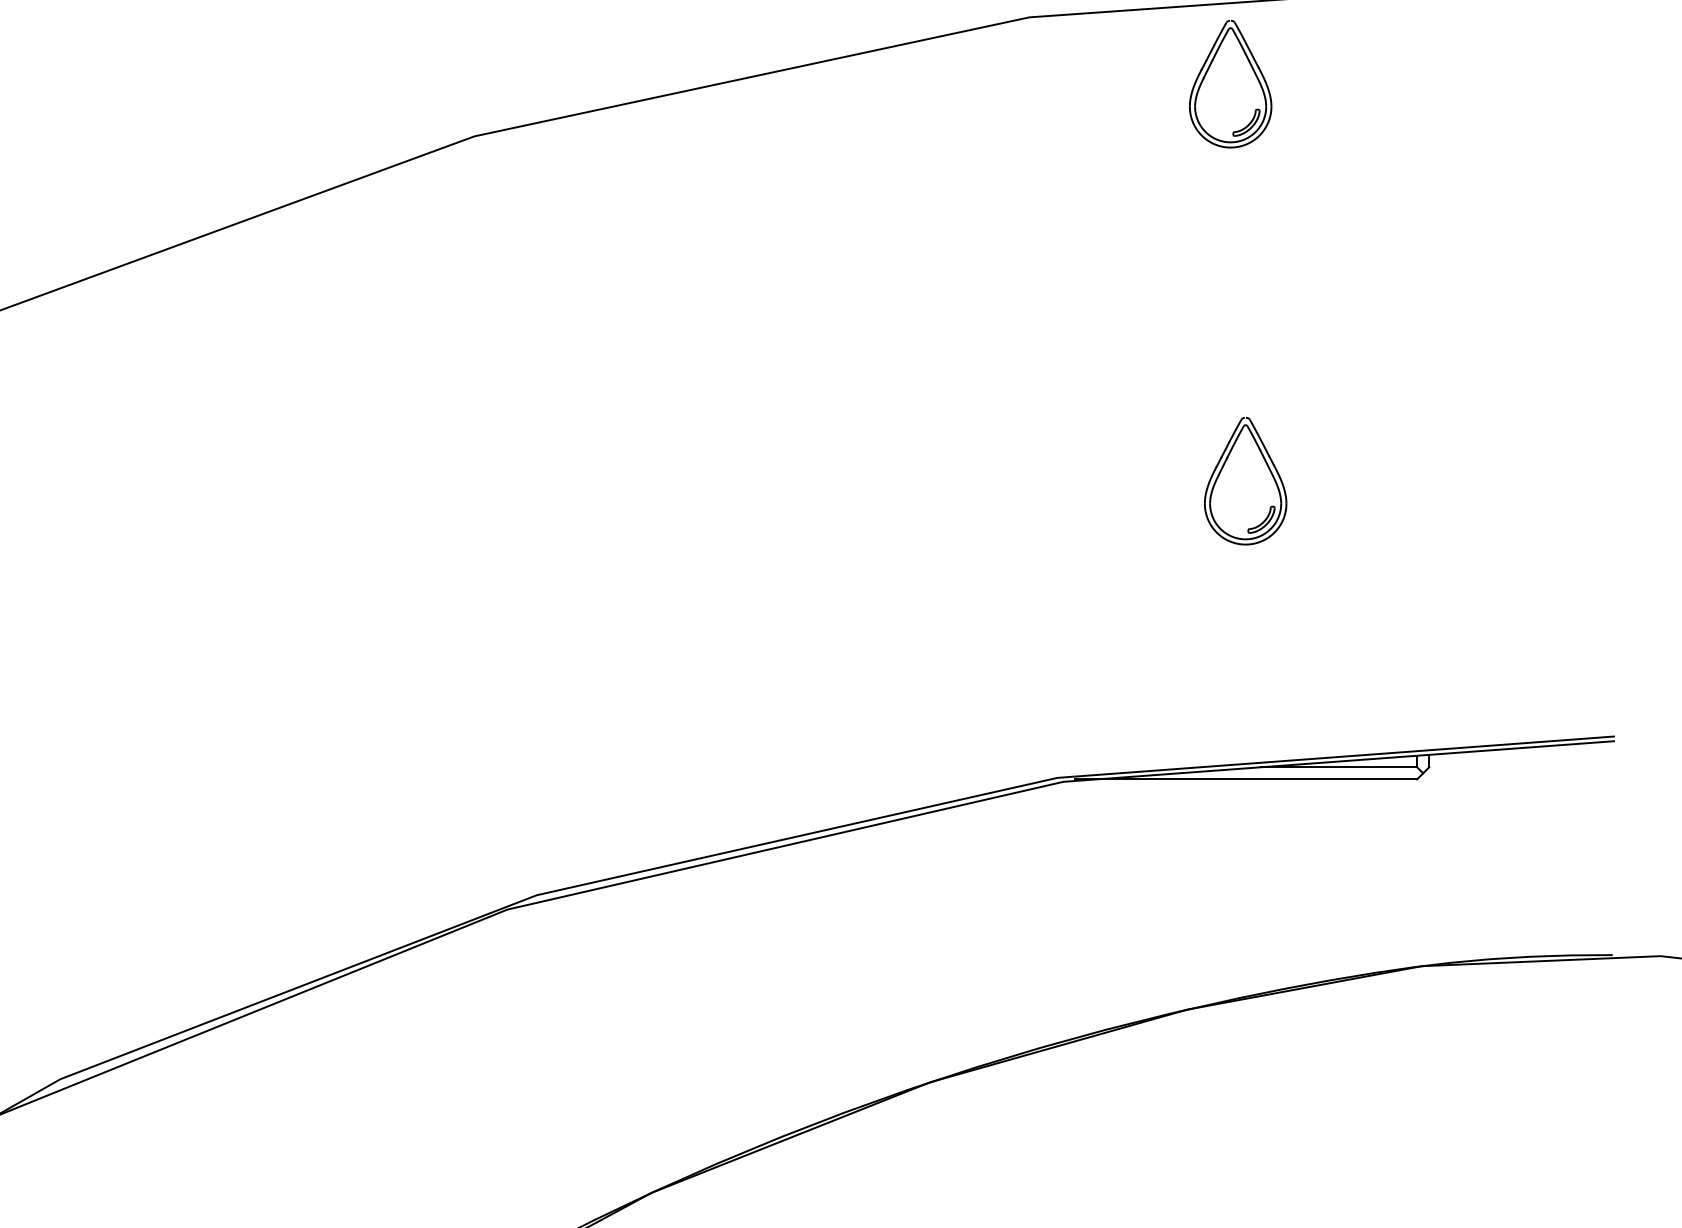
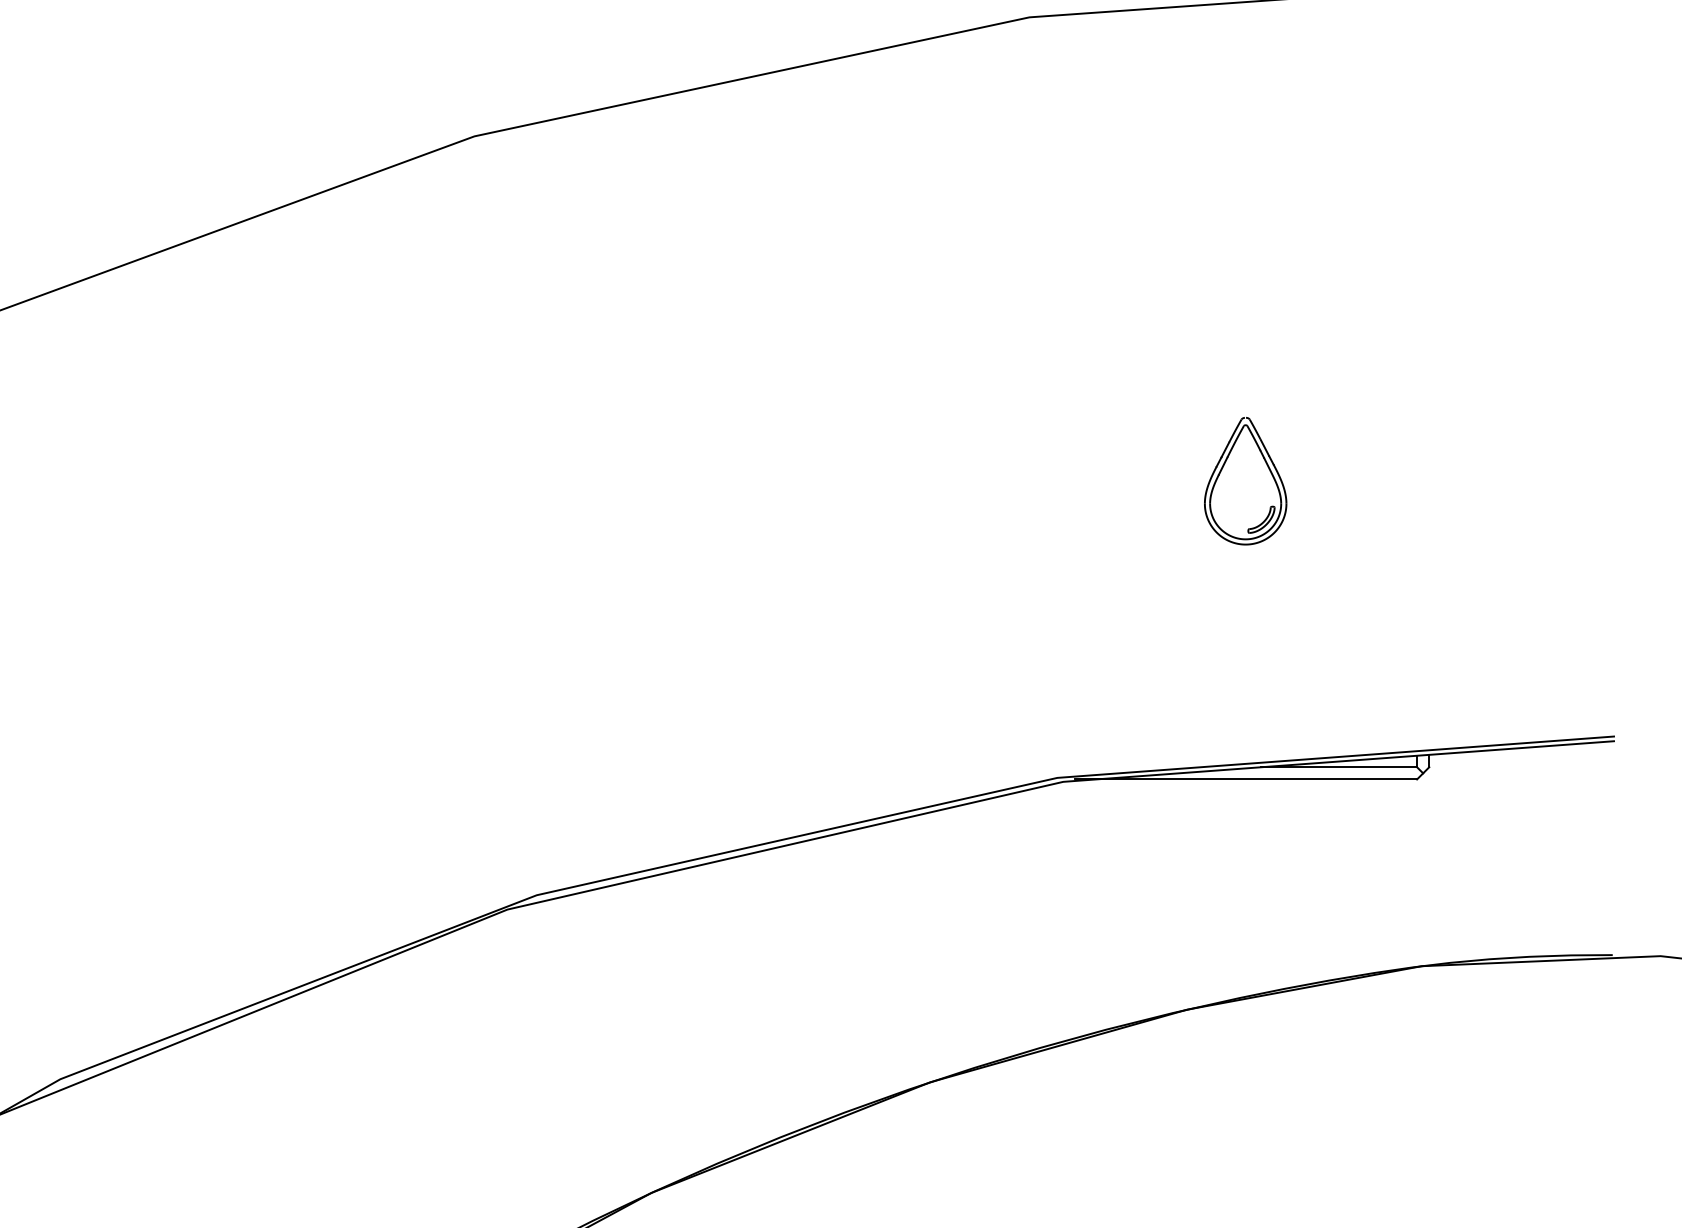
part: present -> none (1230, 84)
